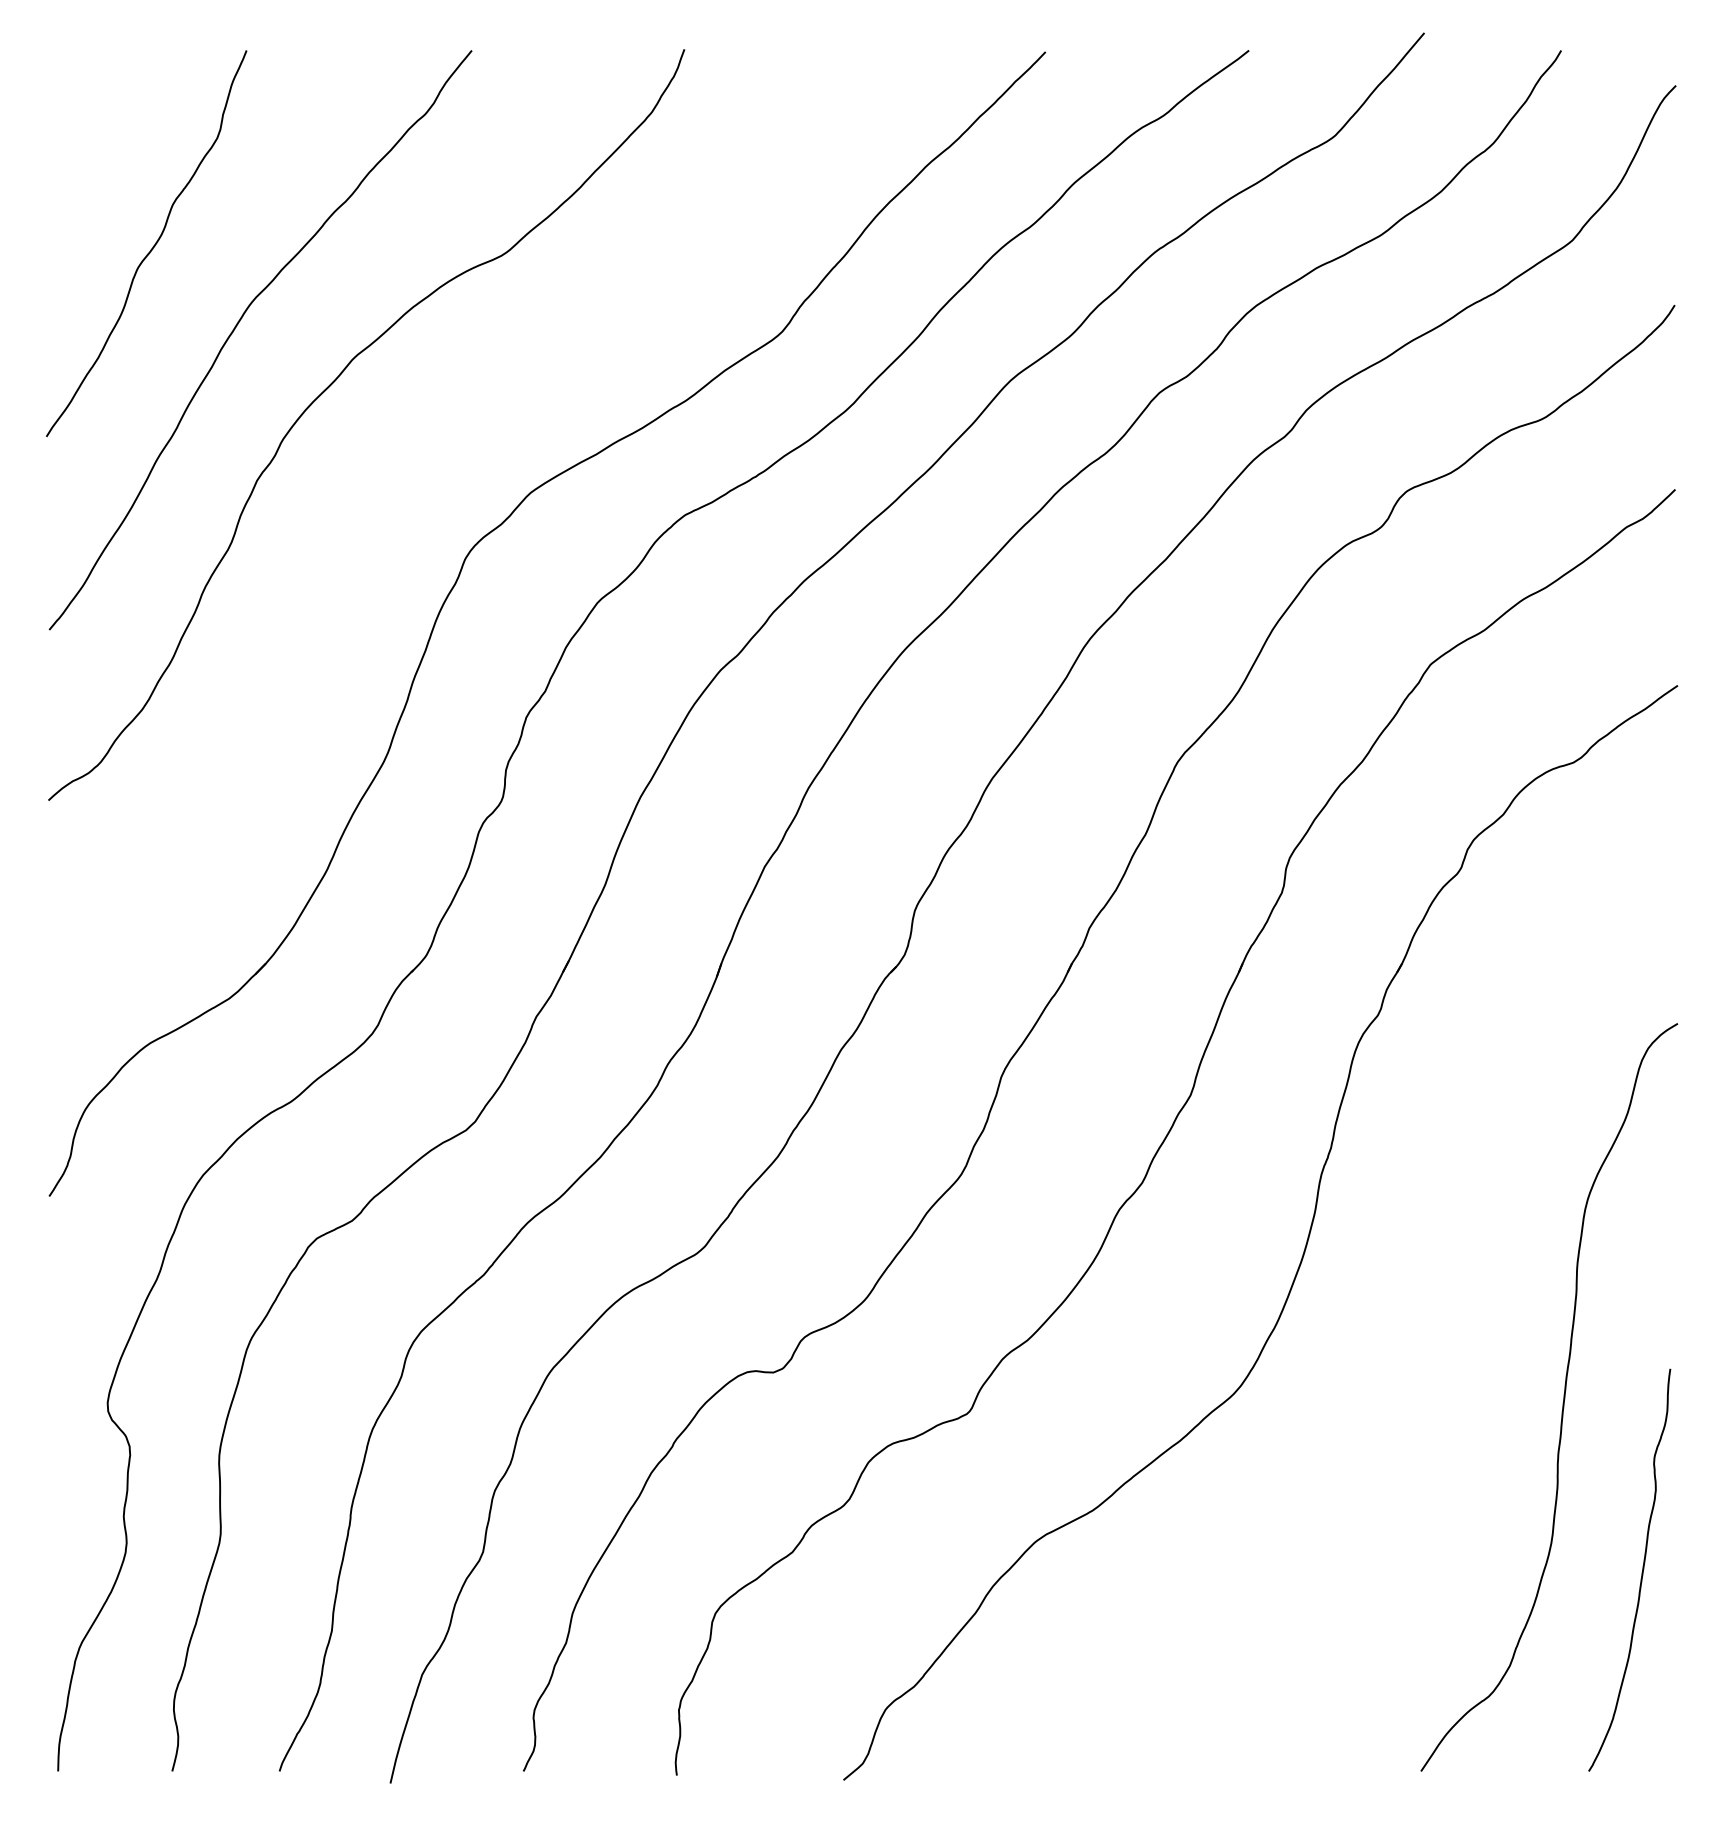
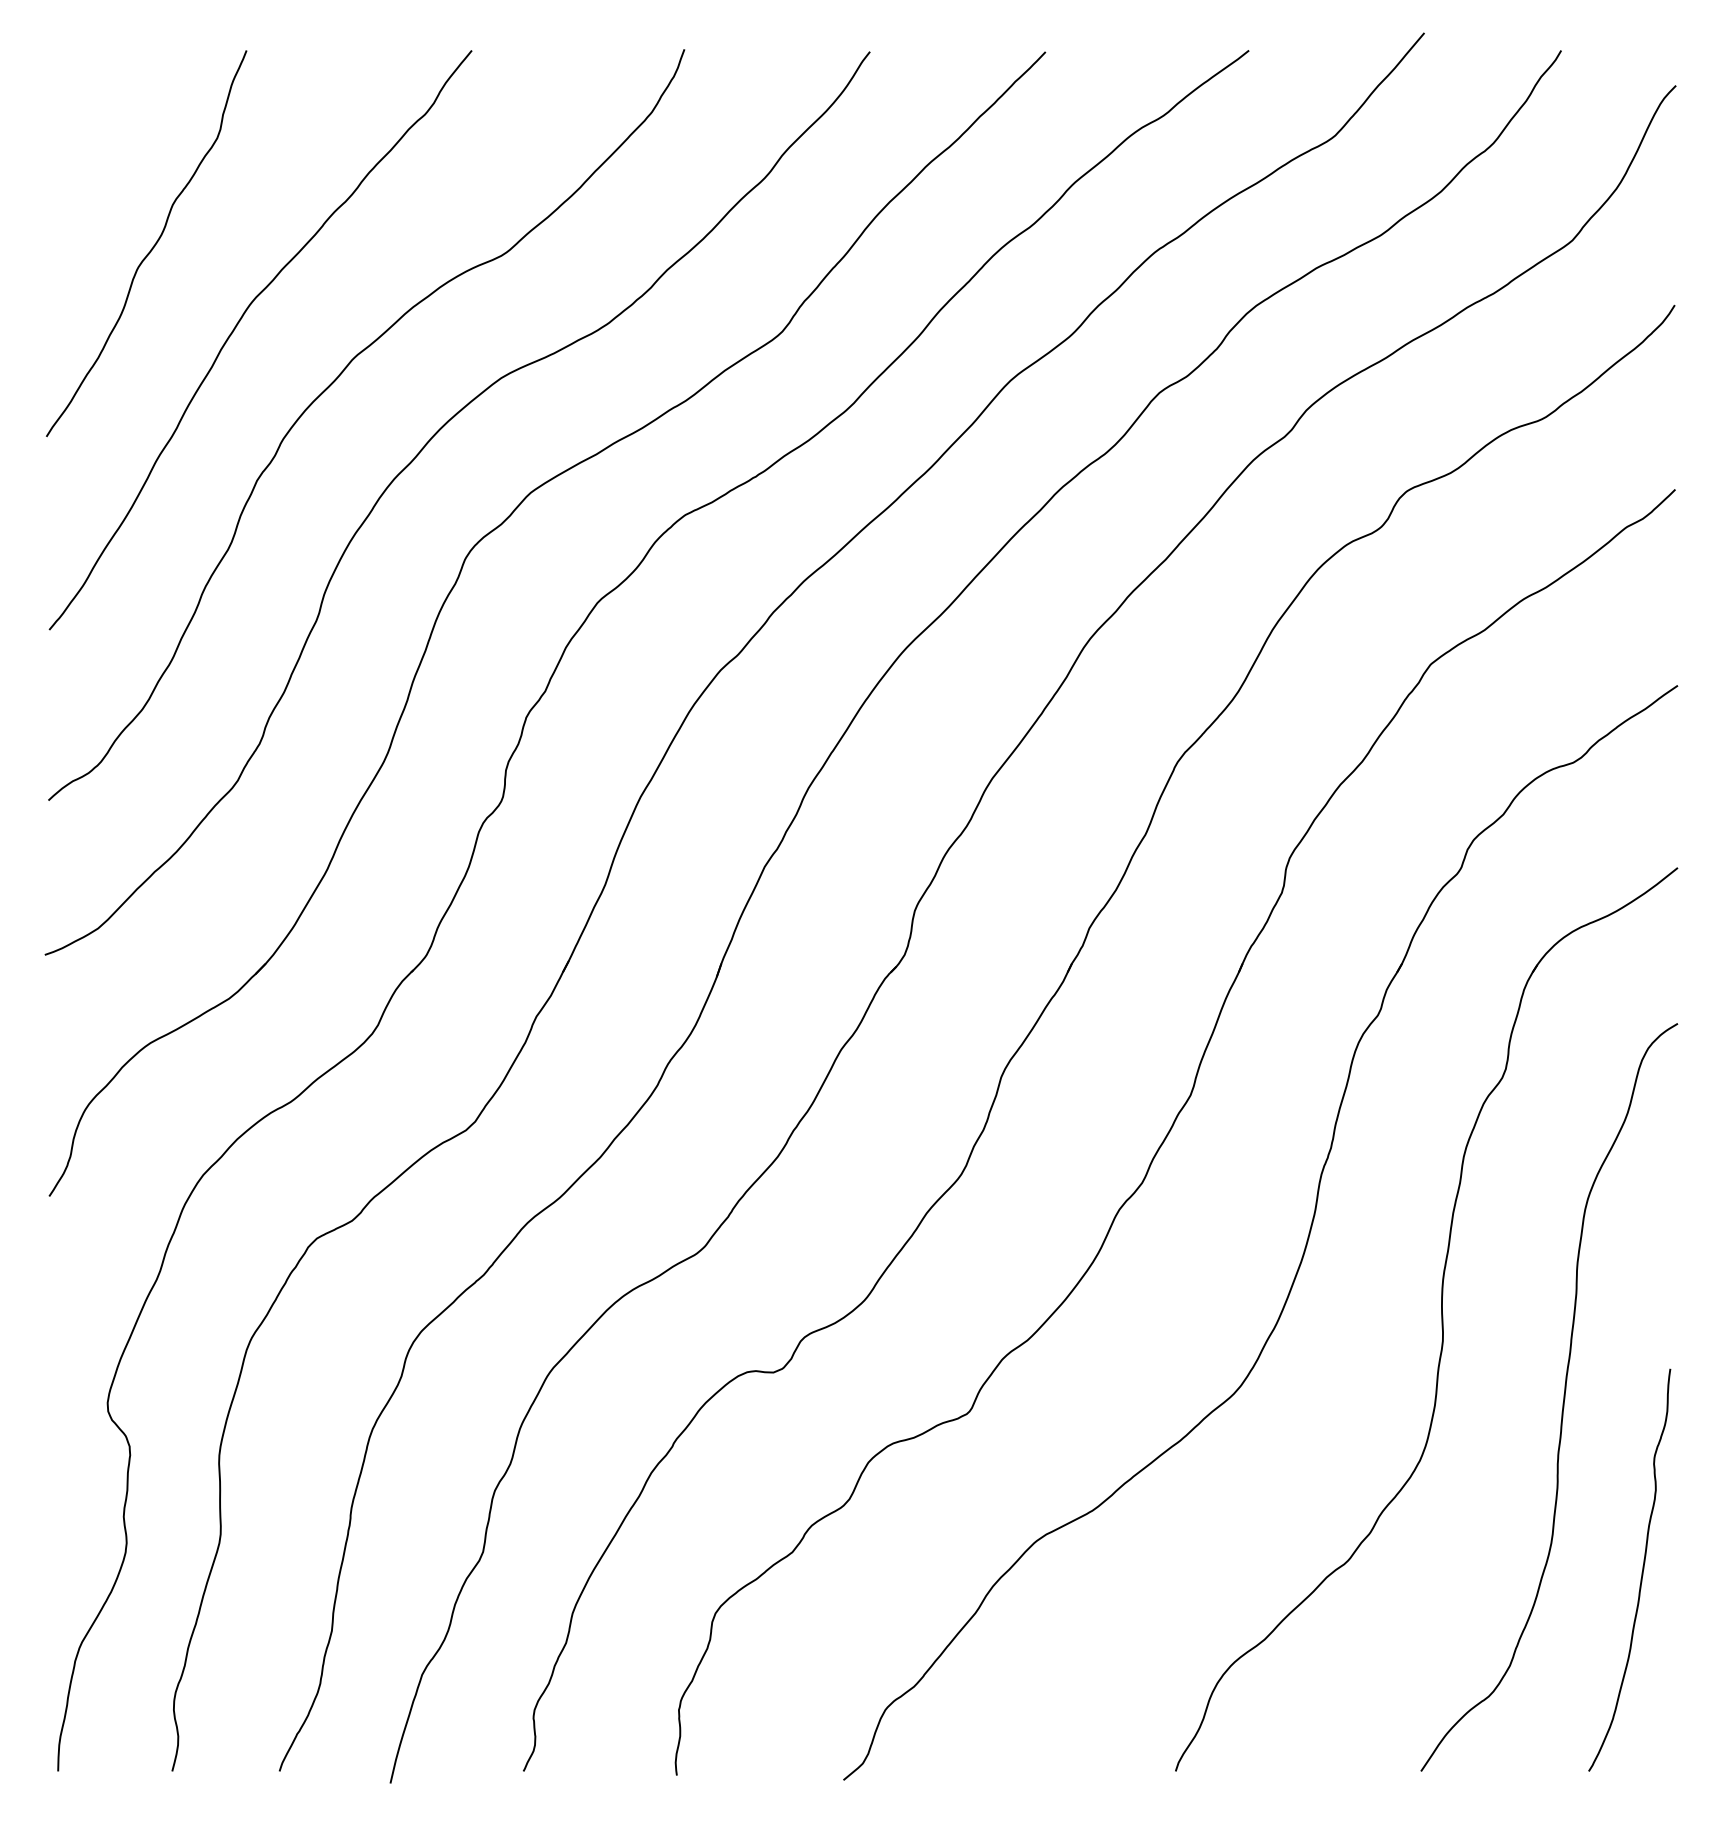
curve: none -> present (413, 461)
part: none -> present (1441, 1319)
